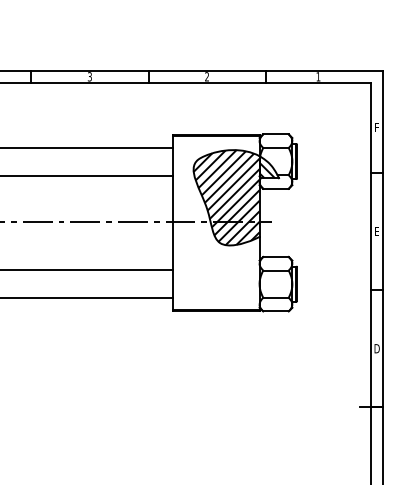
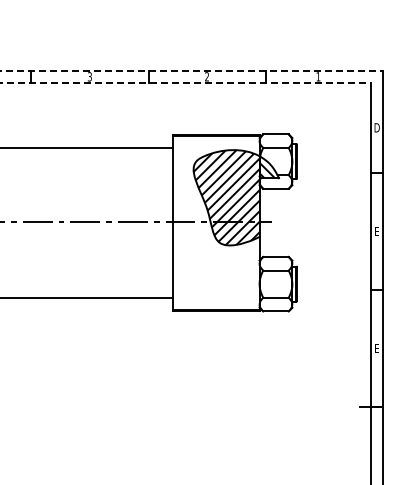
line: solid -> dashed (192, 70)
line: solid -> dashed (186, 82)
text: F -> D (376, 127)
line: present -> none (87, 175)
line: present -> none (87, 270)
text: D -> E (376, 348)
